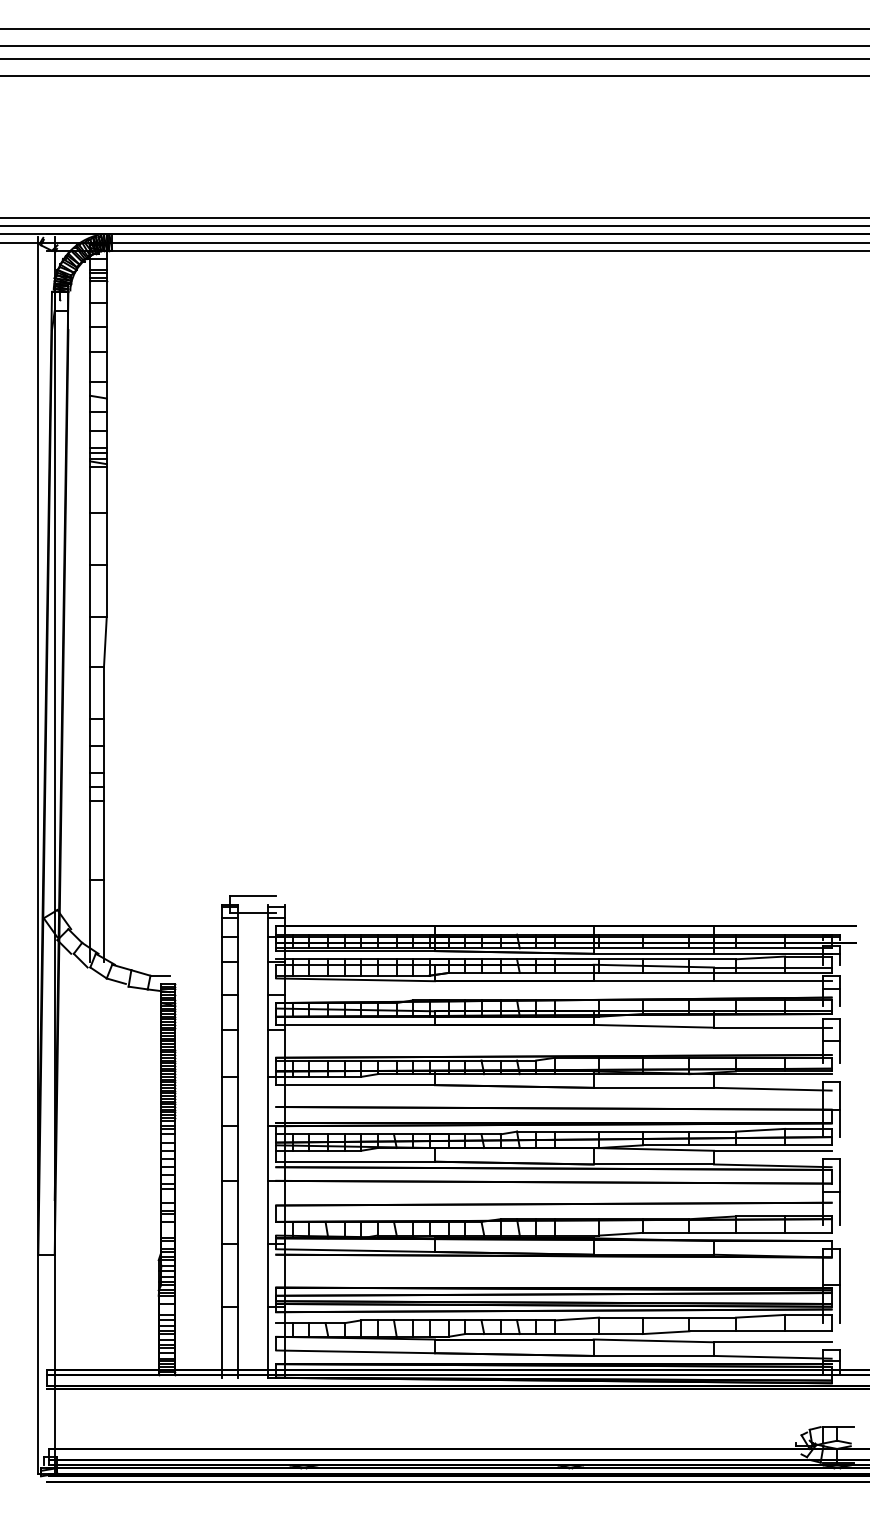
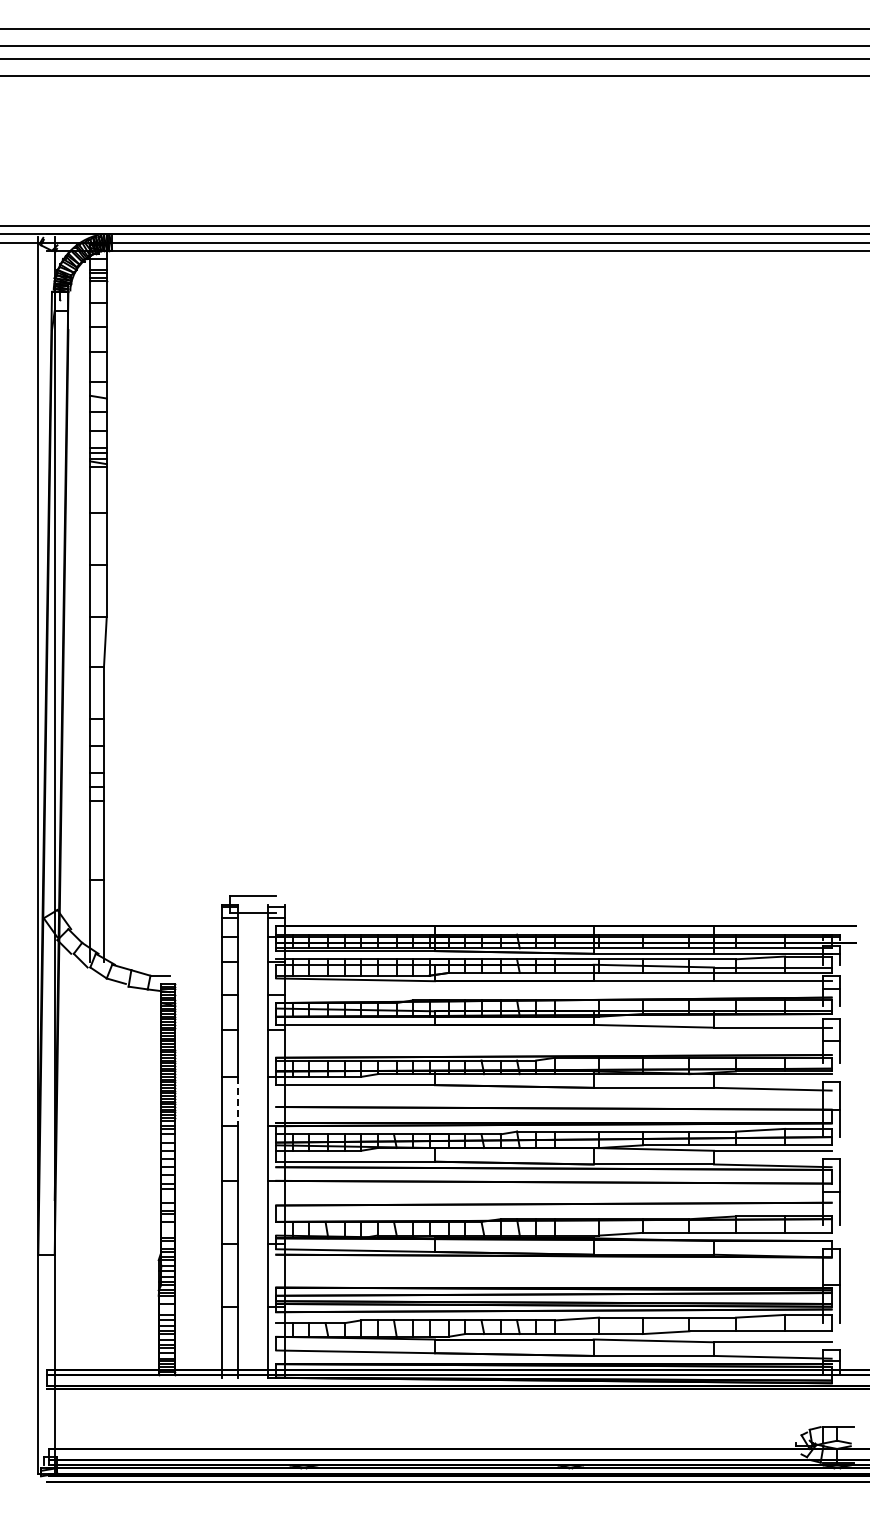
line: present -> none (434, 217)
line: solid -> dashed (238, 1101)
